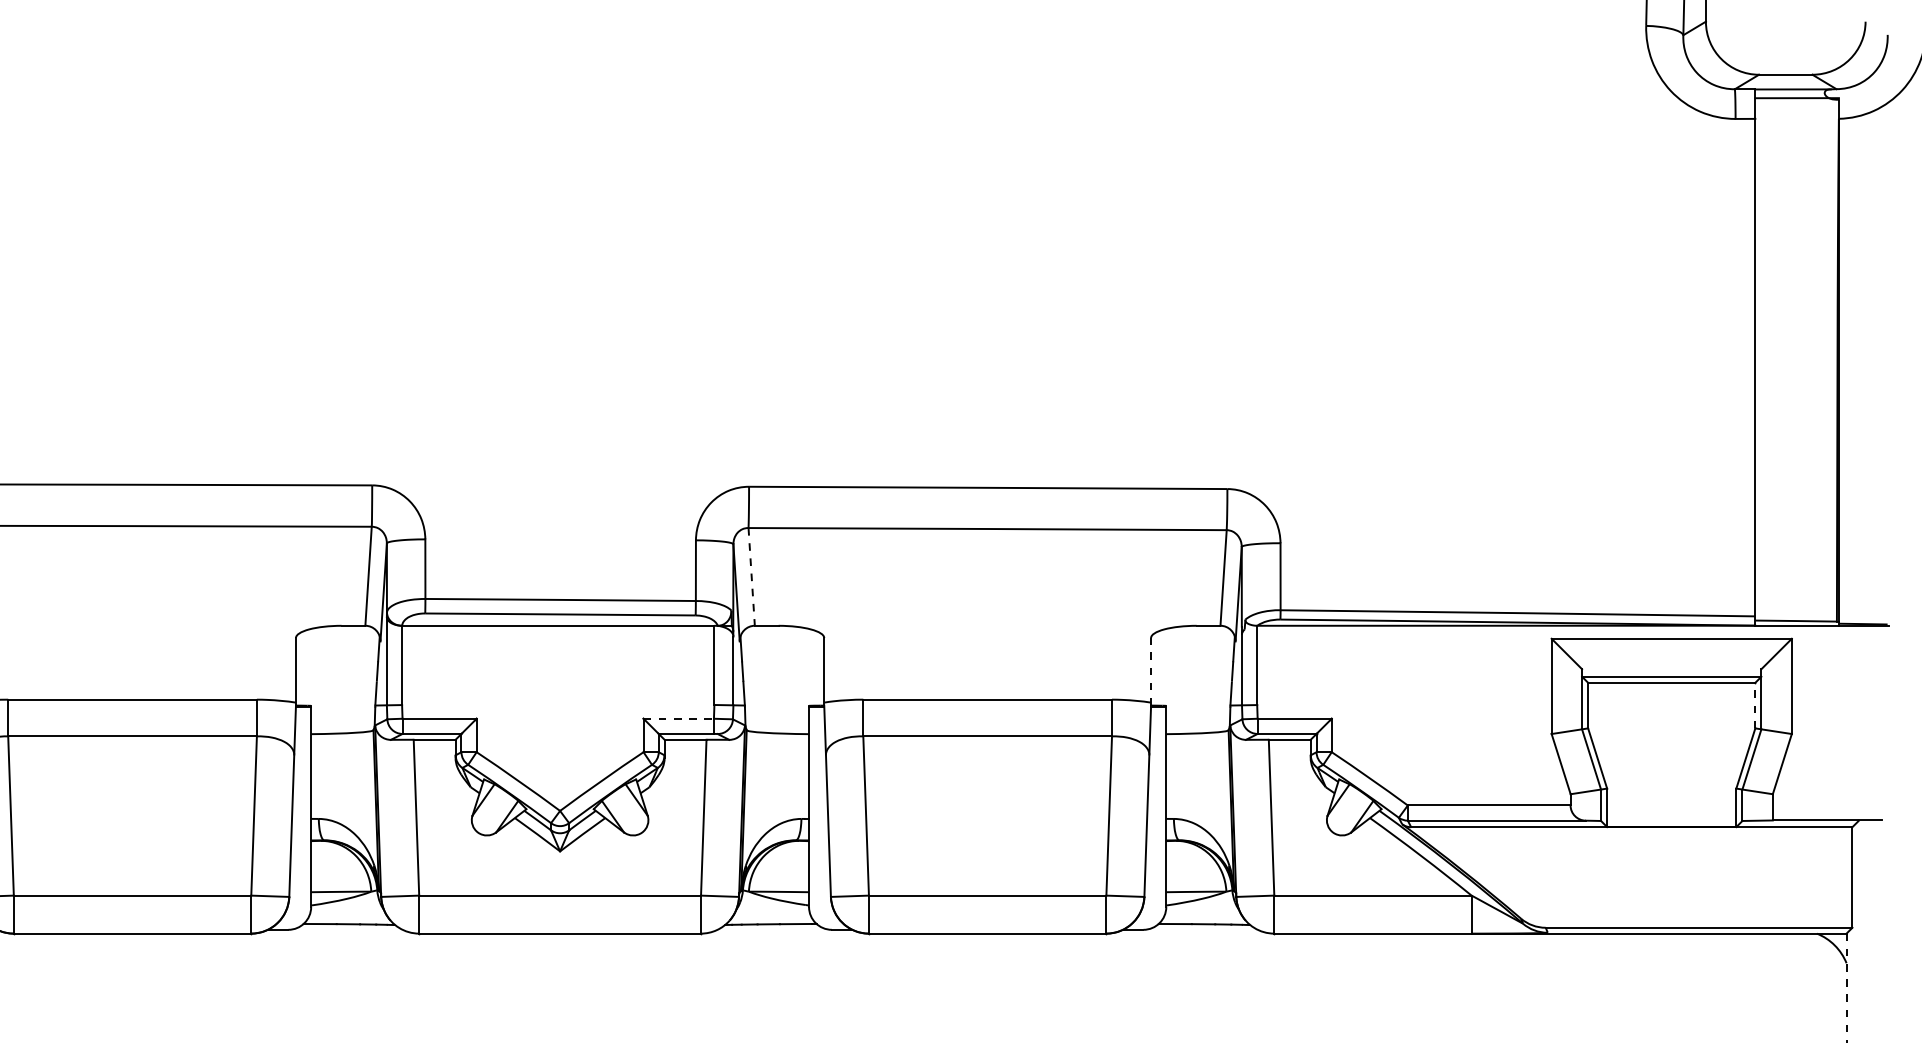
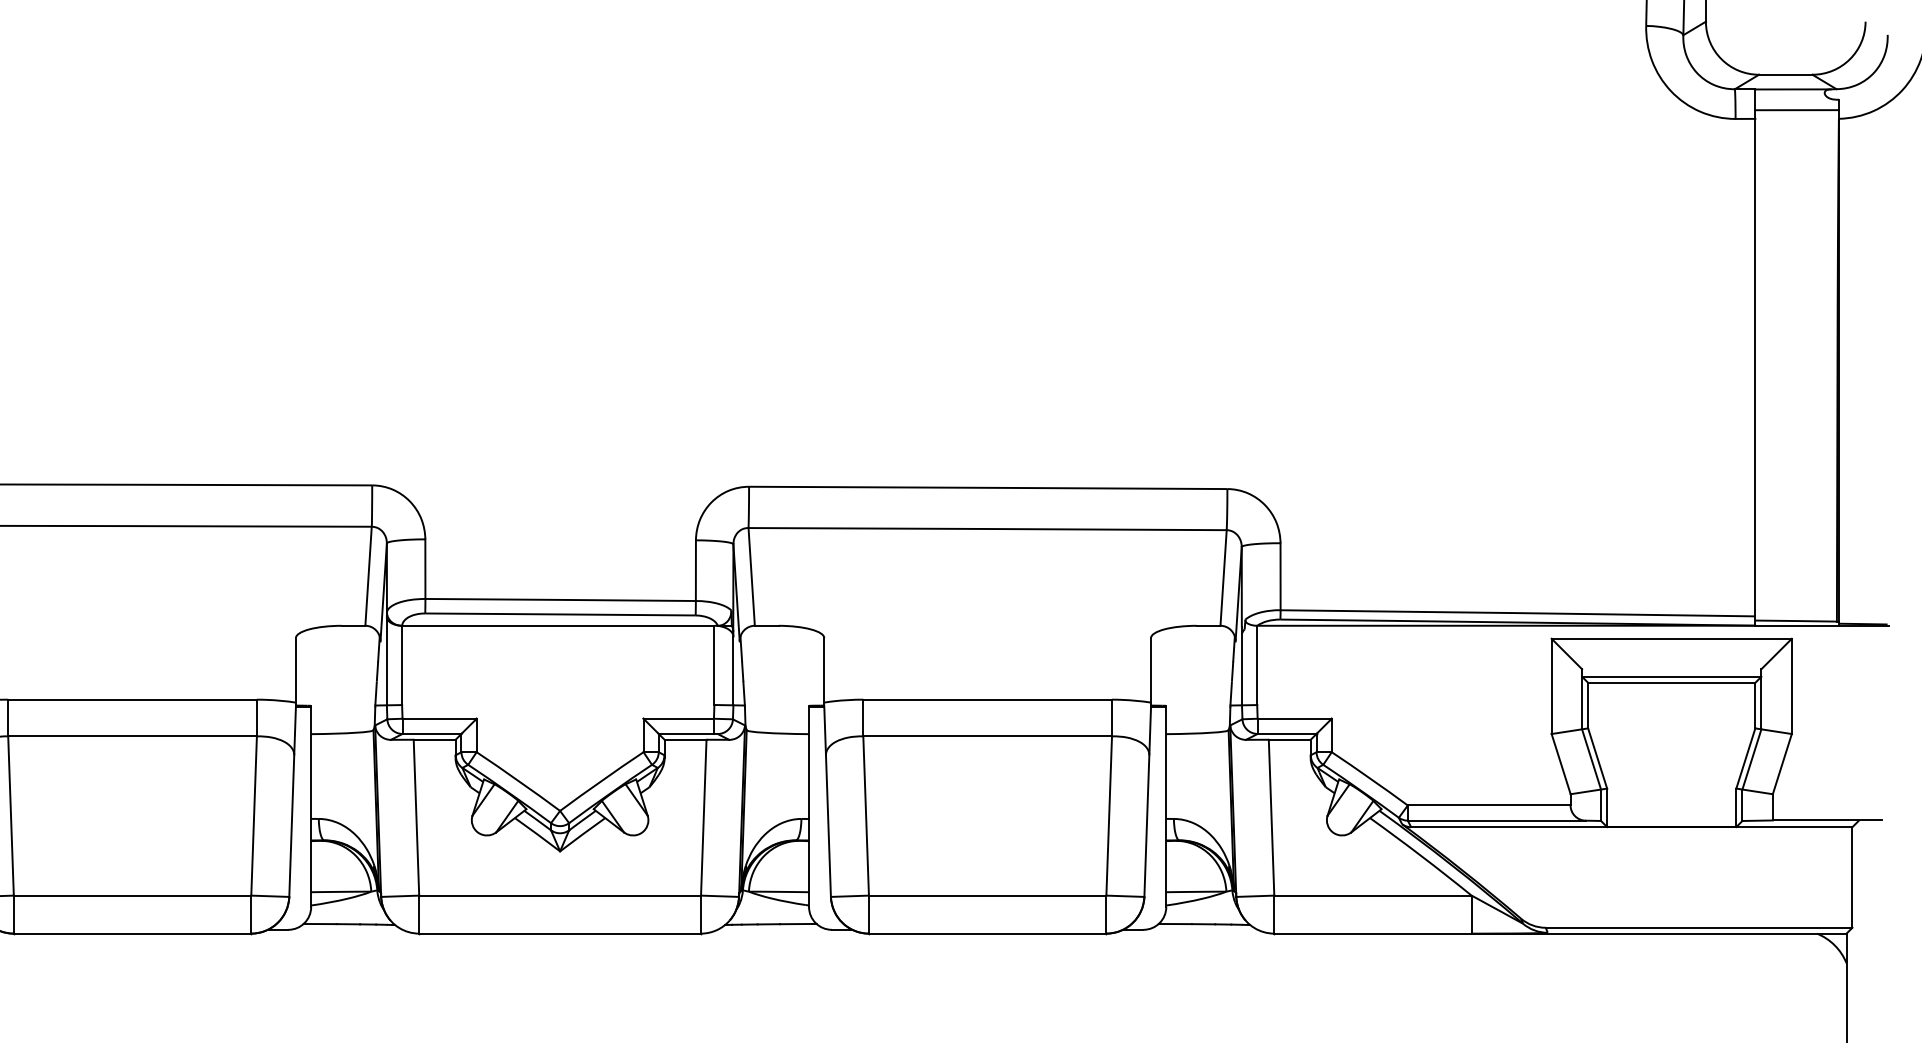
line position: (1796, 98) -> (1796, 110) (1796, 110)
line: dashed -> solid (751, 576)
line: dashed -> solid (1151, 671)
line: dashed -> solid (1755, 705)
line: dashed -> solid (679, 718)
line: dashed -> solid (1846, 988)
